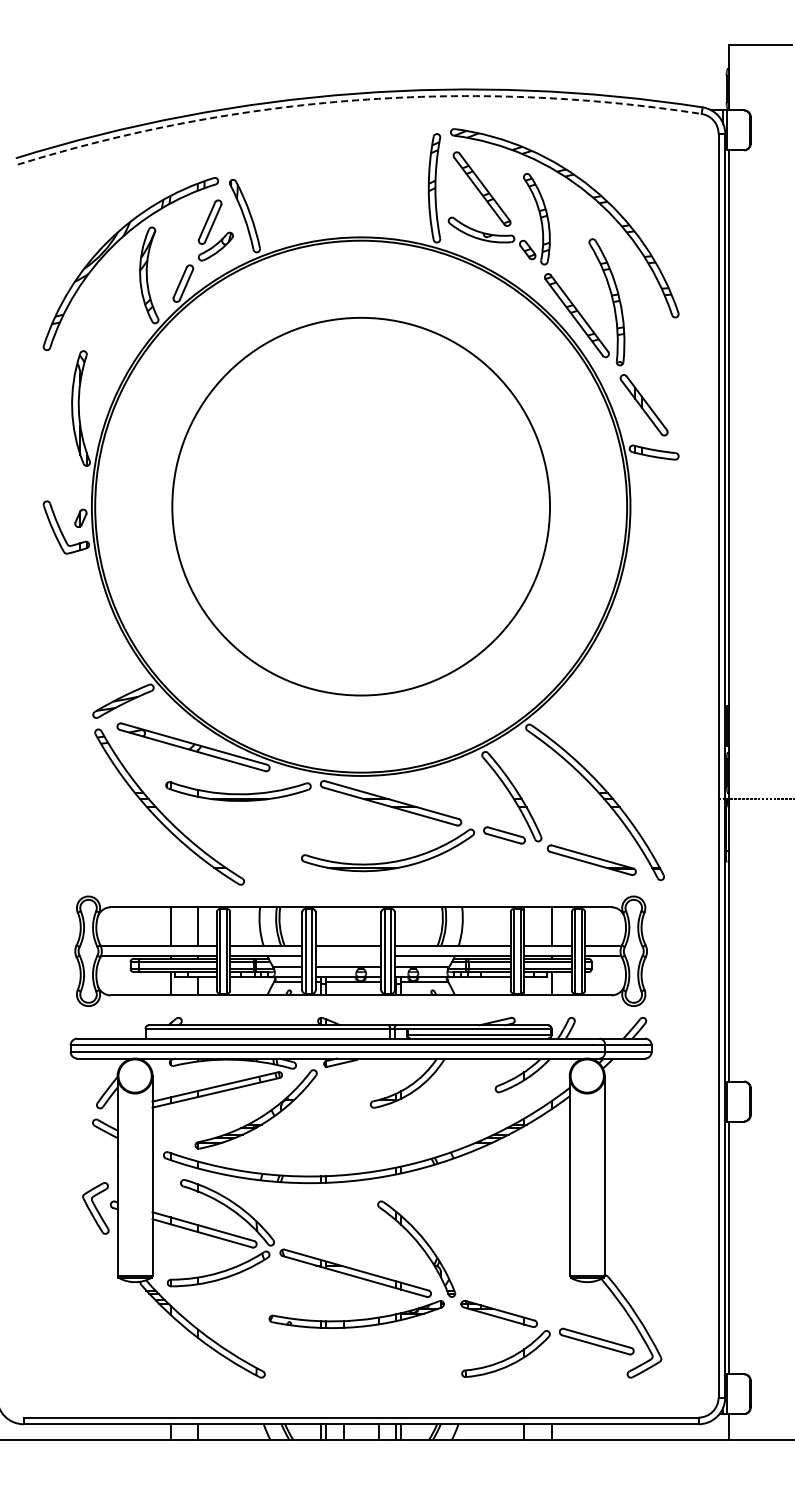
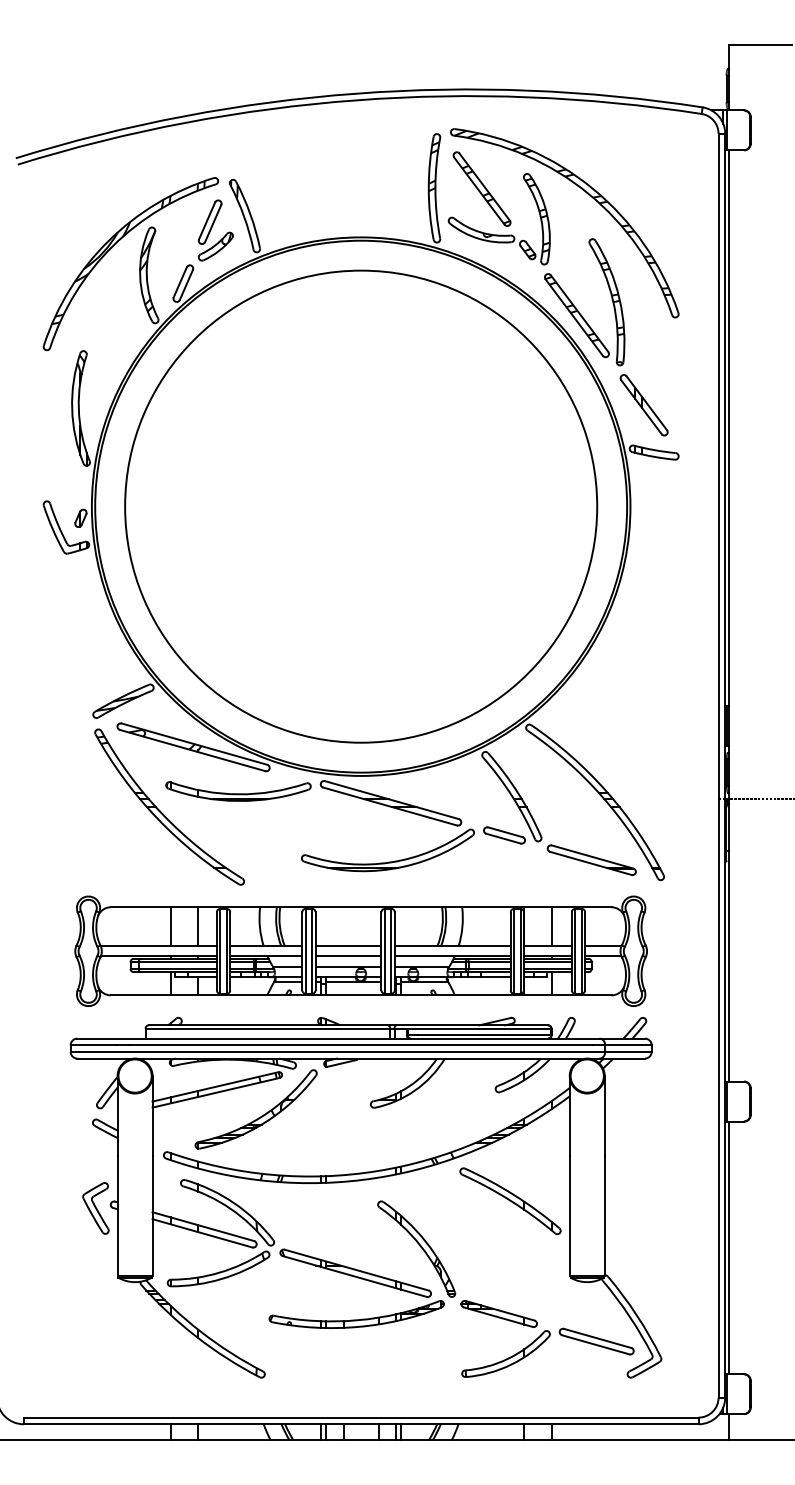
arc: dashed -> solid (356, 100)
circle diameter: 378 px -> 472 px (361, 506)
line: none -> present (348, 956)
part: none -> present (510, 1201)
